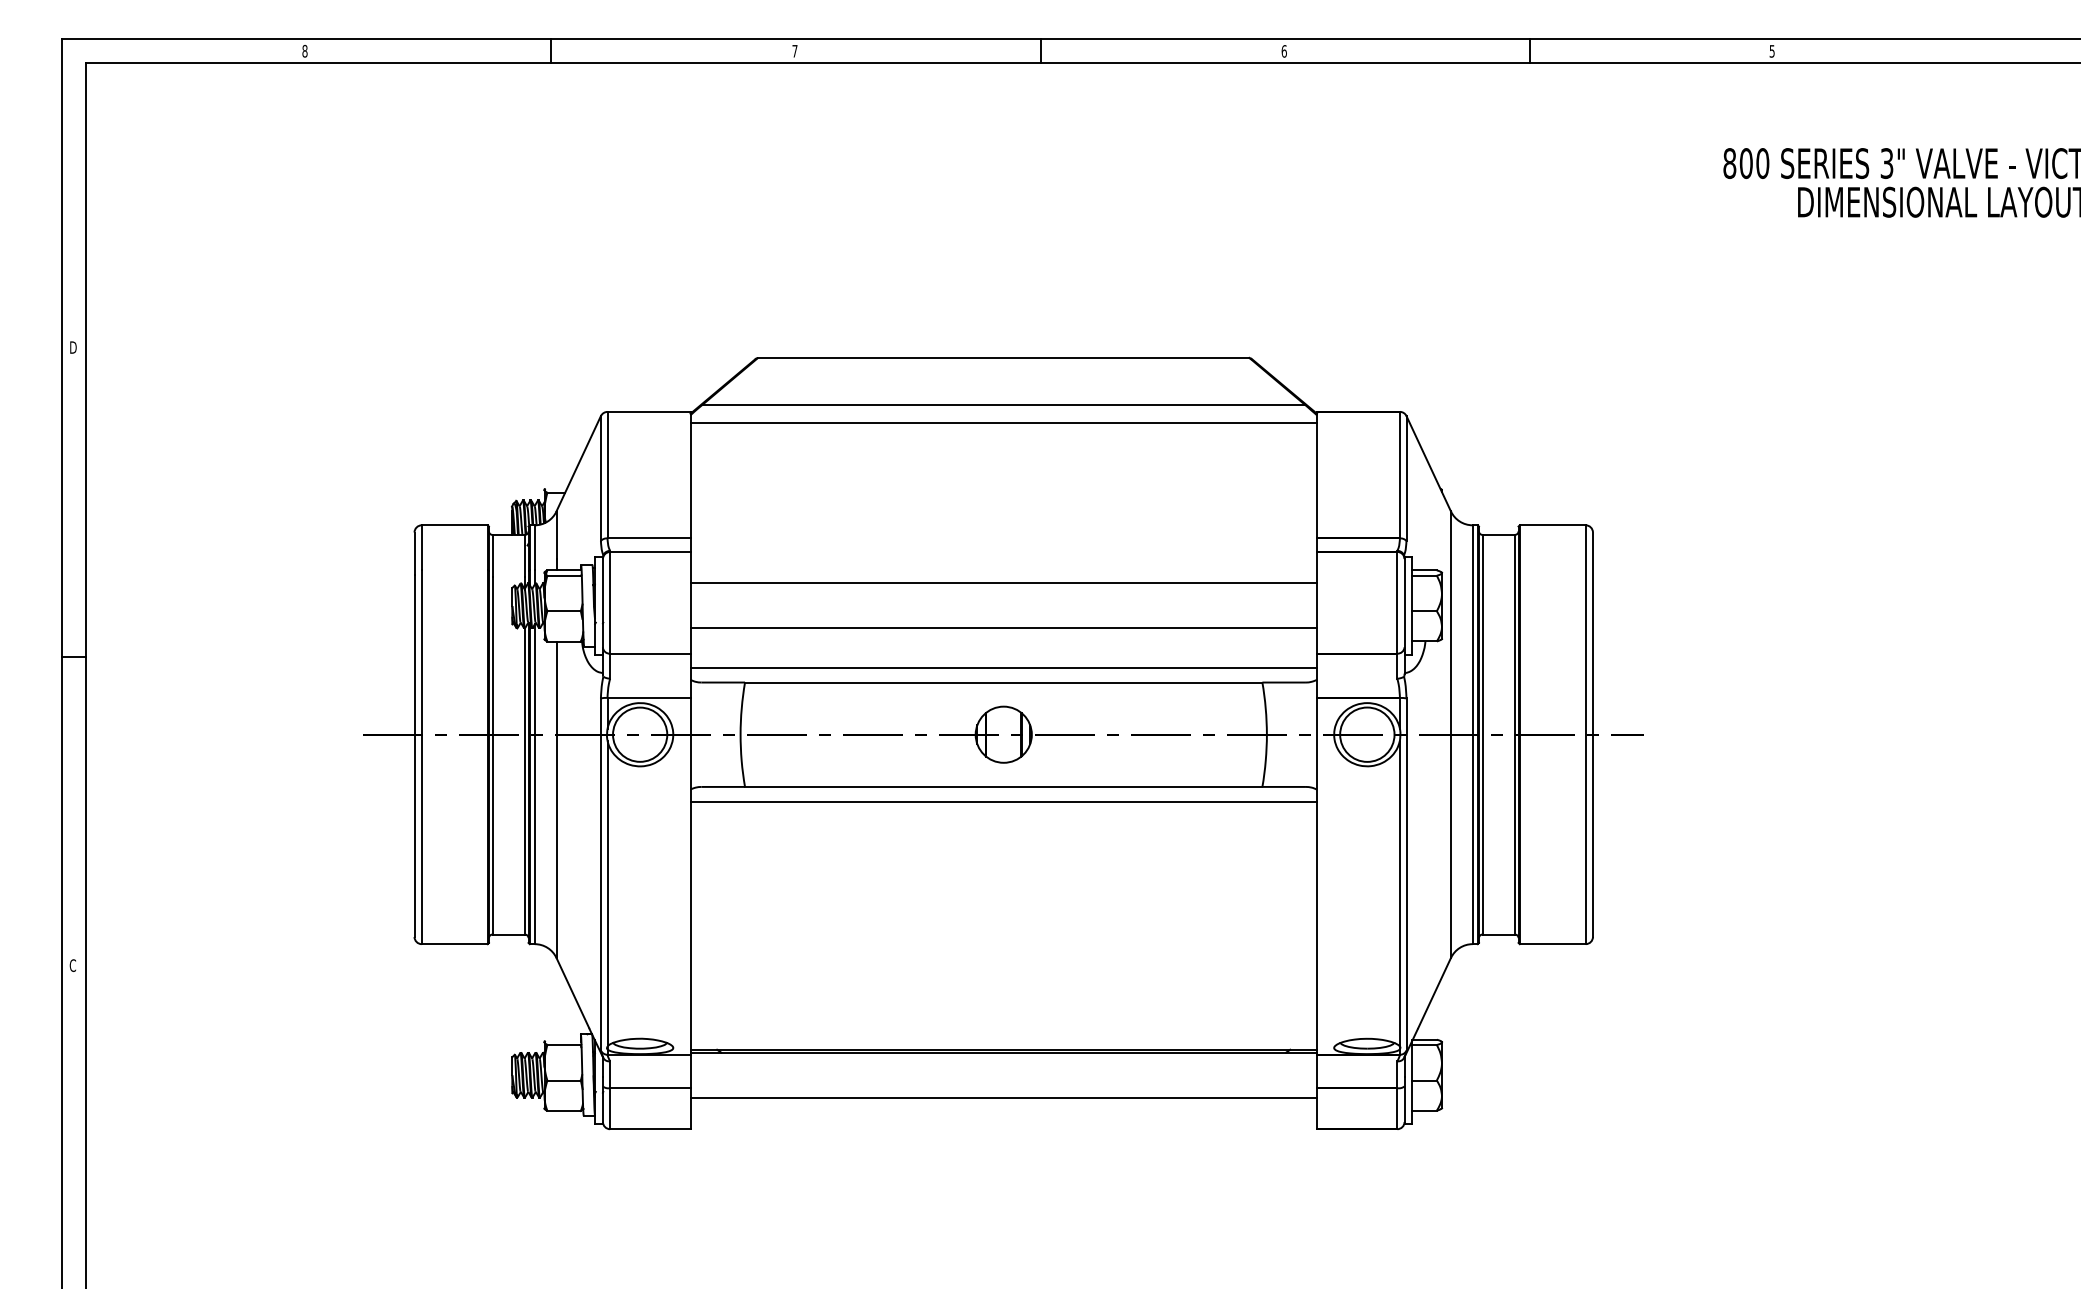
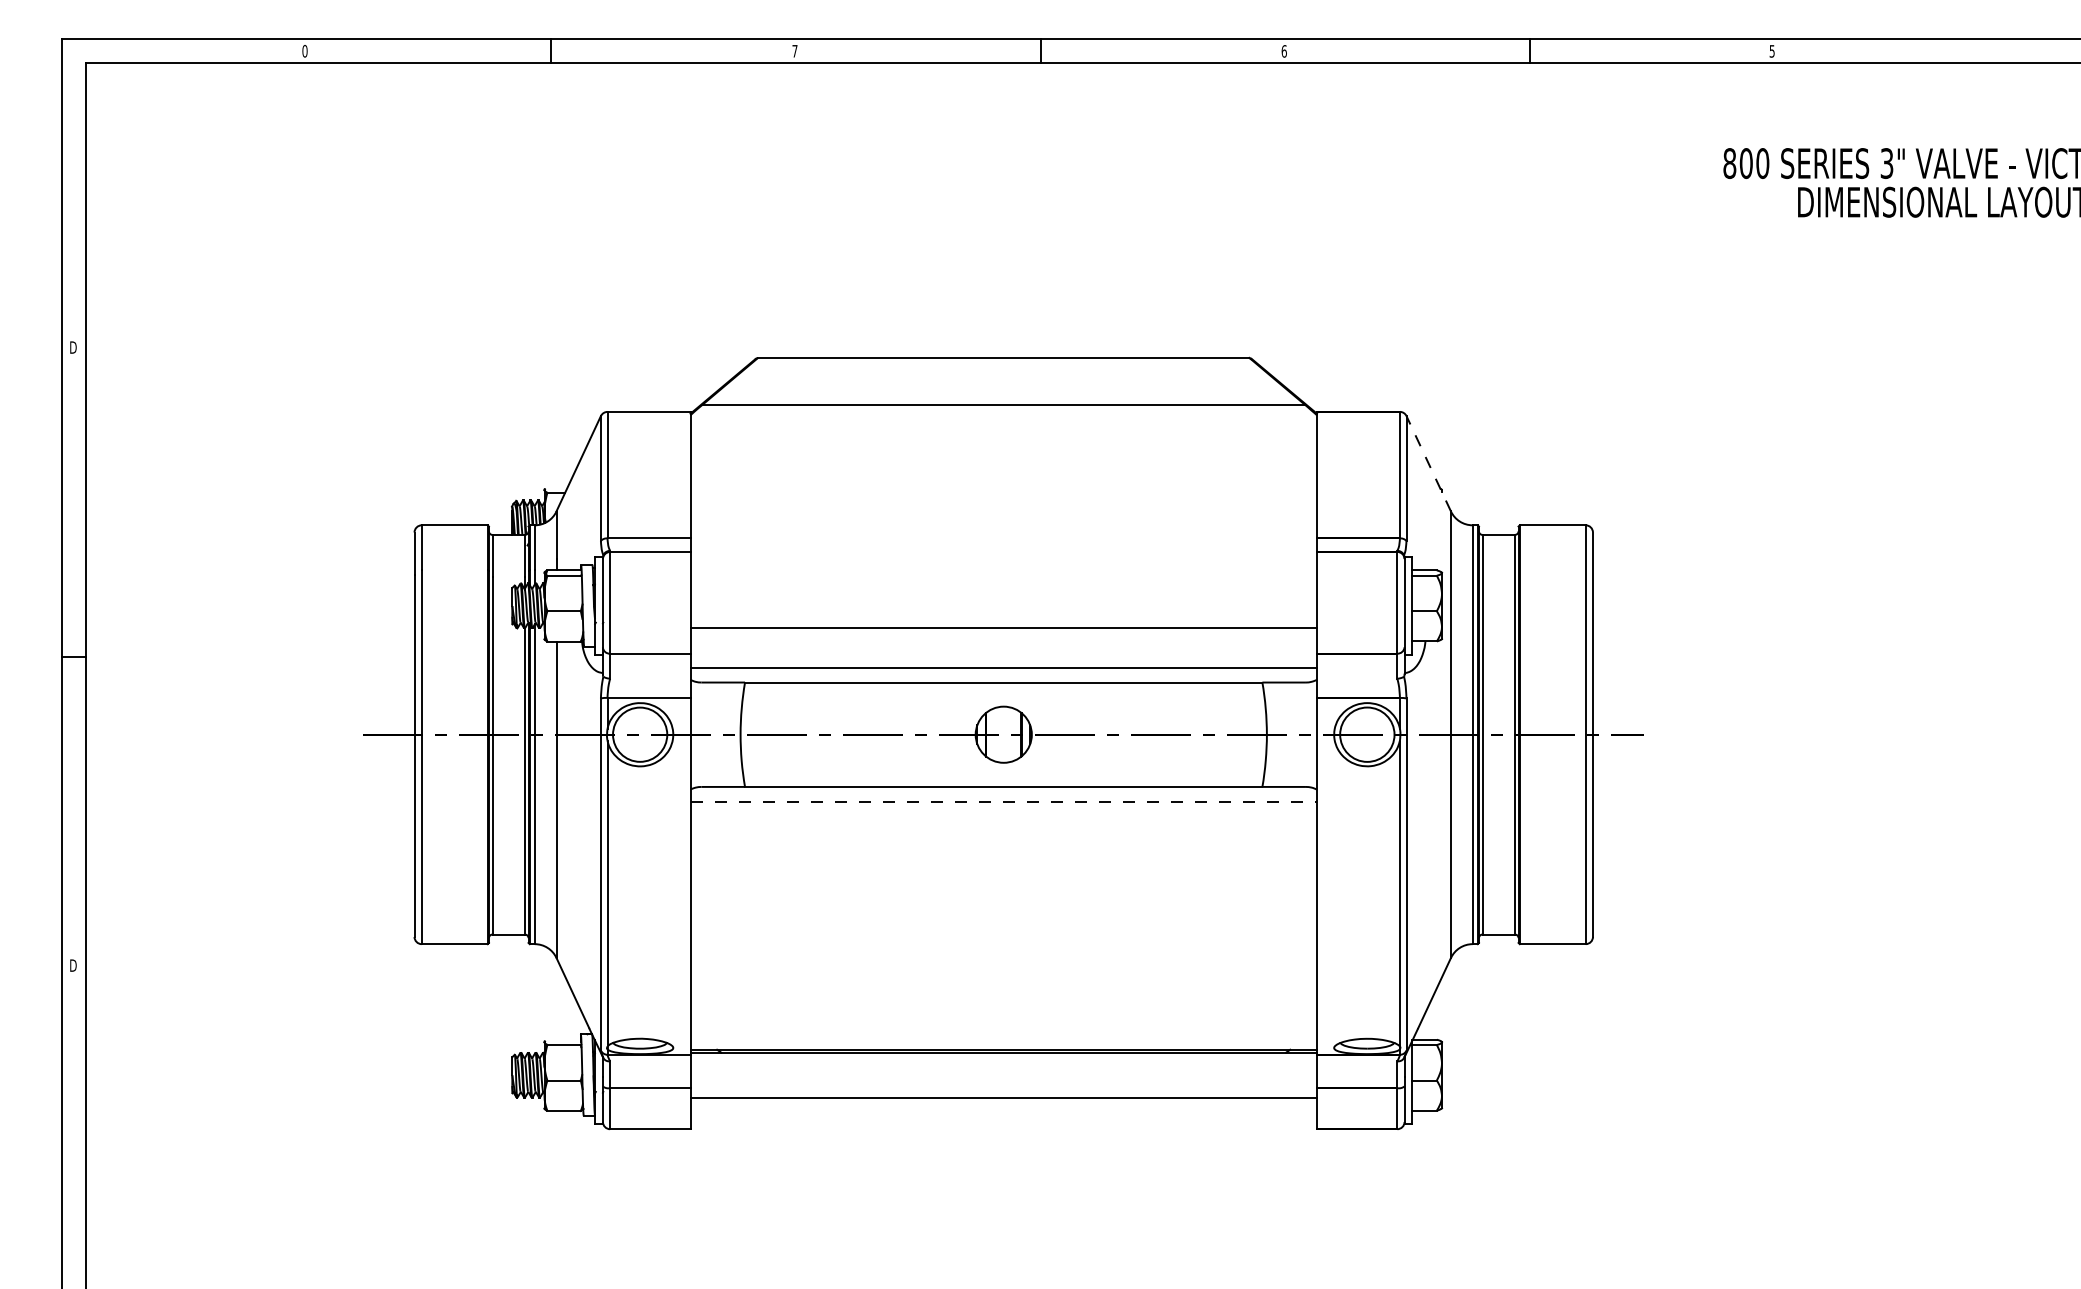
text: 8 -> 0 (304, 51)
line: present -> none (1003, 422)
line: solid -> dashed (1428, 463)
line: present -> none (1003, 583)
line: solid -> dashed (1004, 801)
text: C -> D (72, 965)
